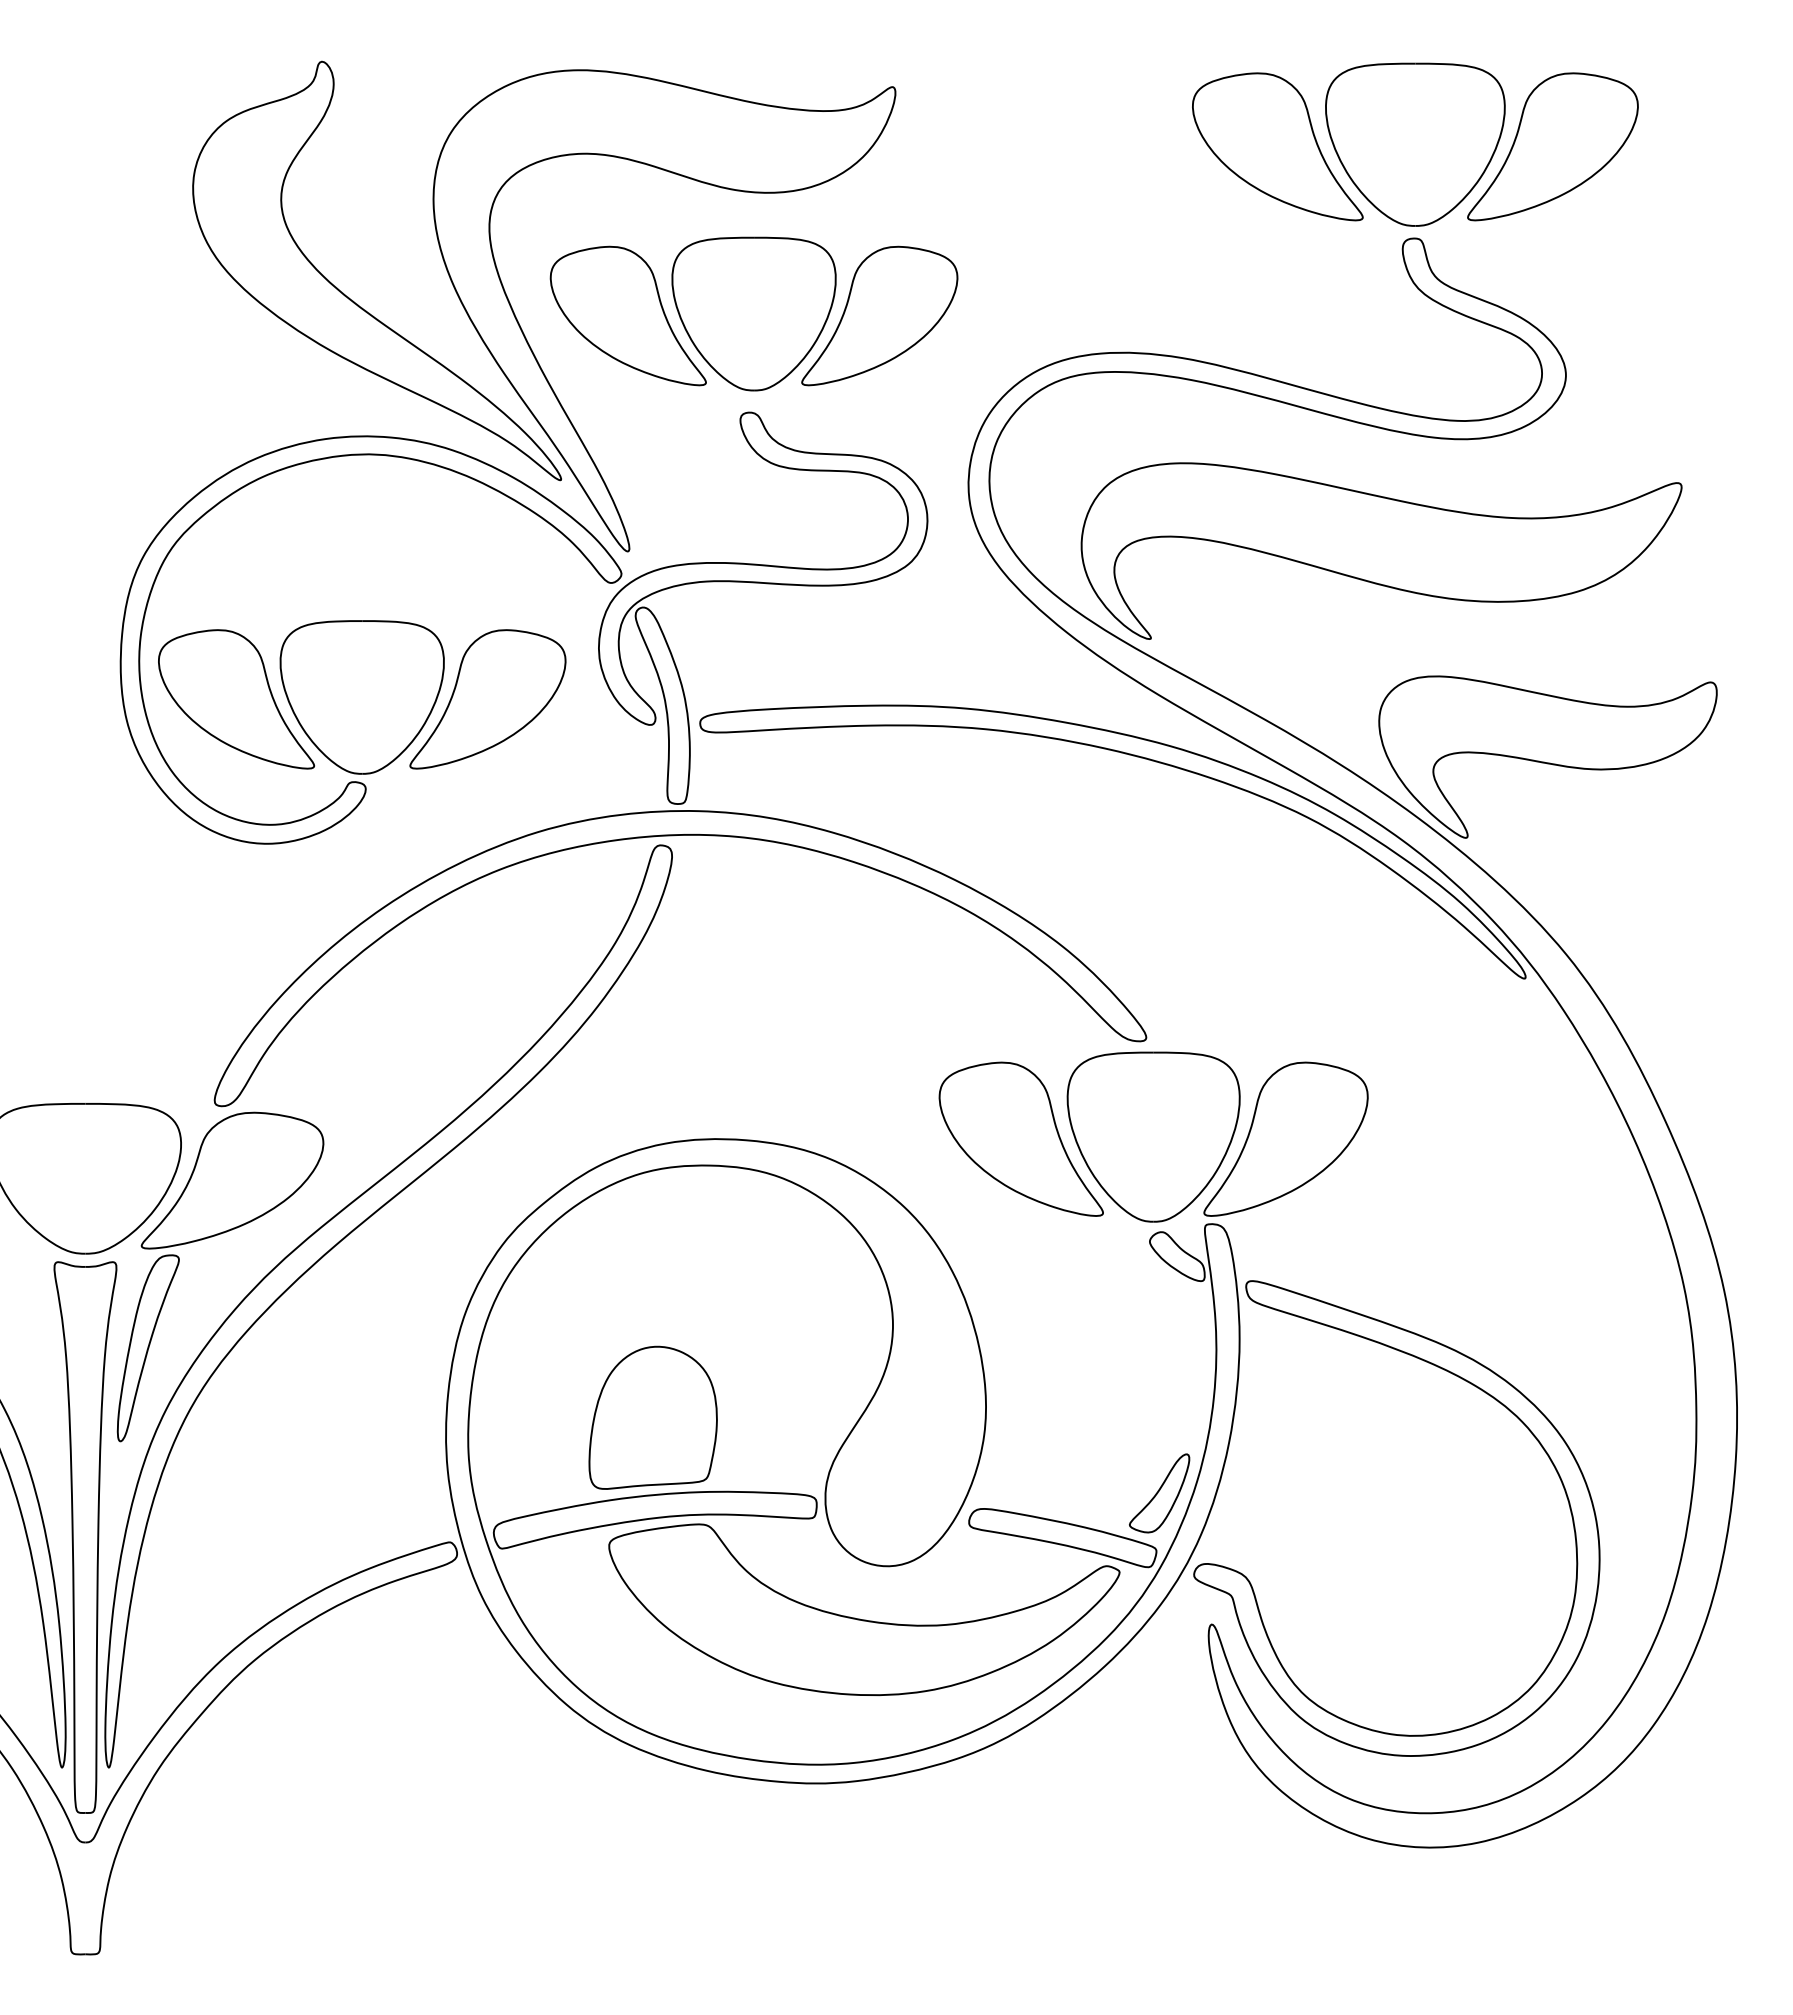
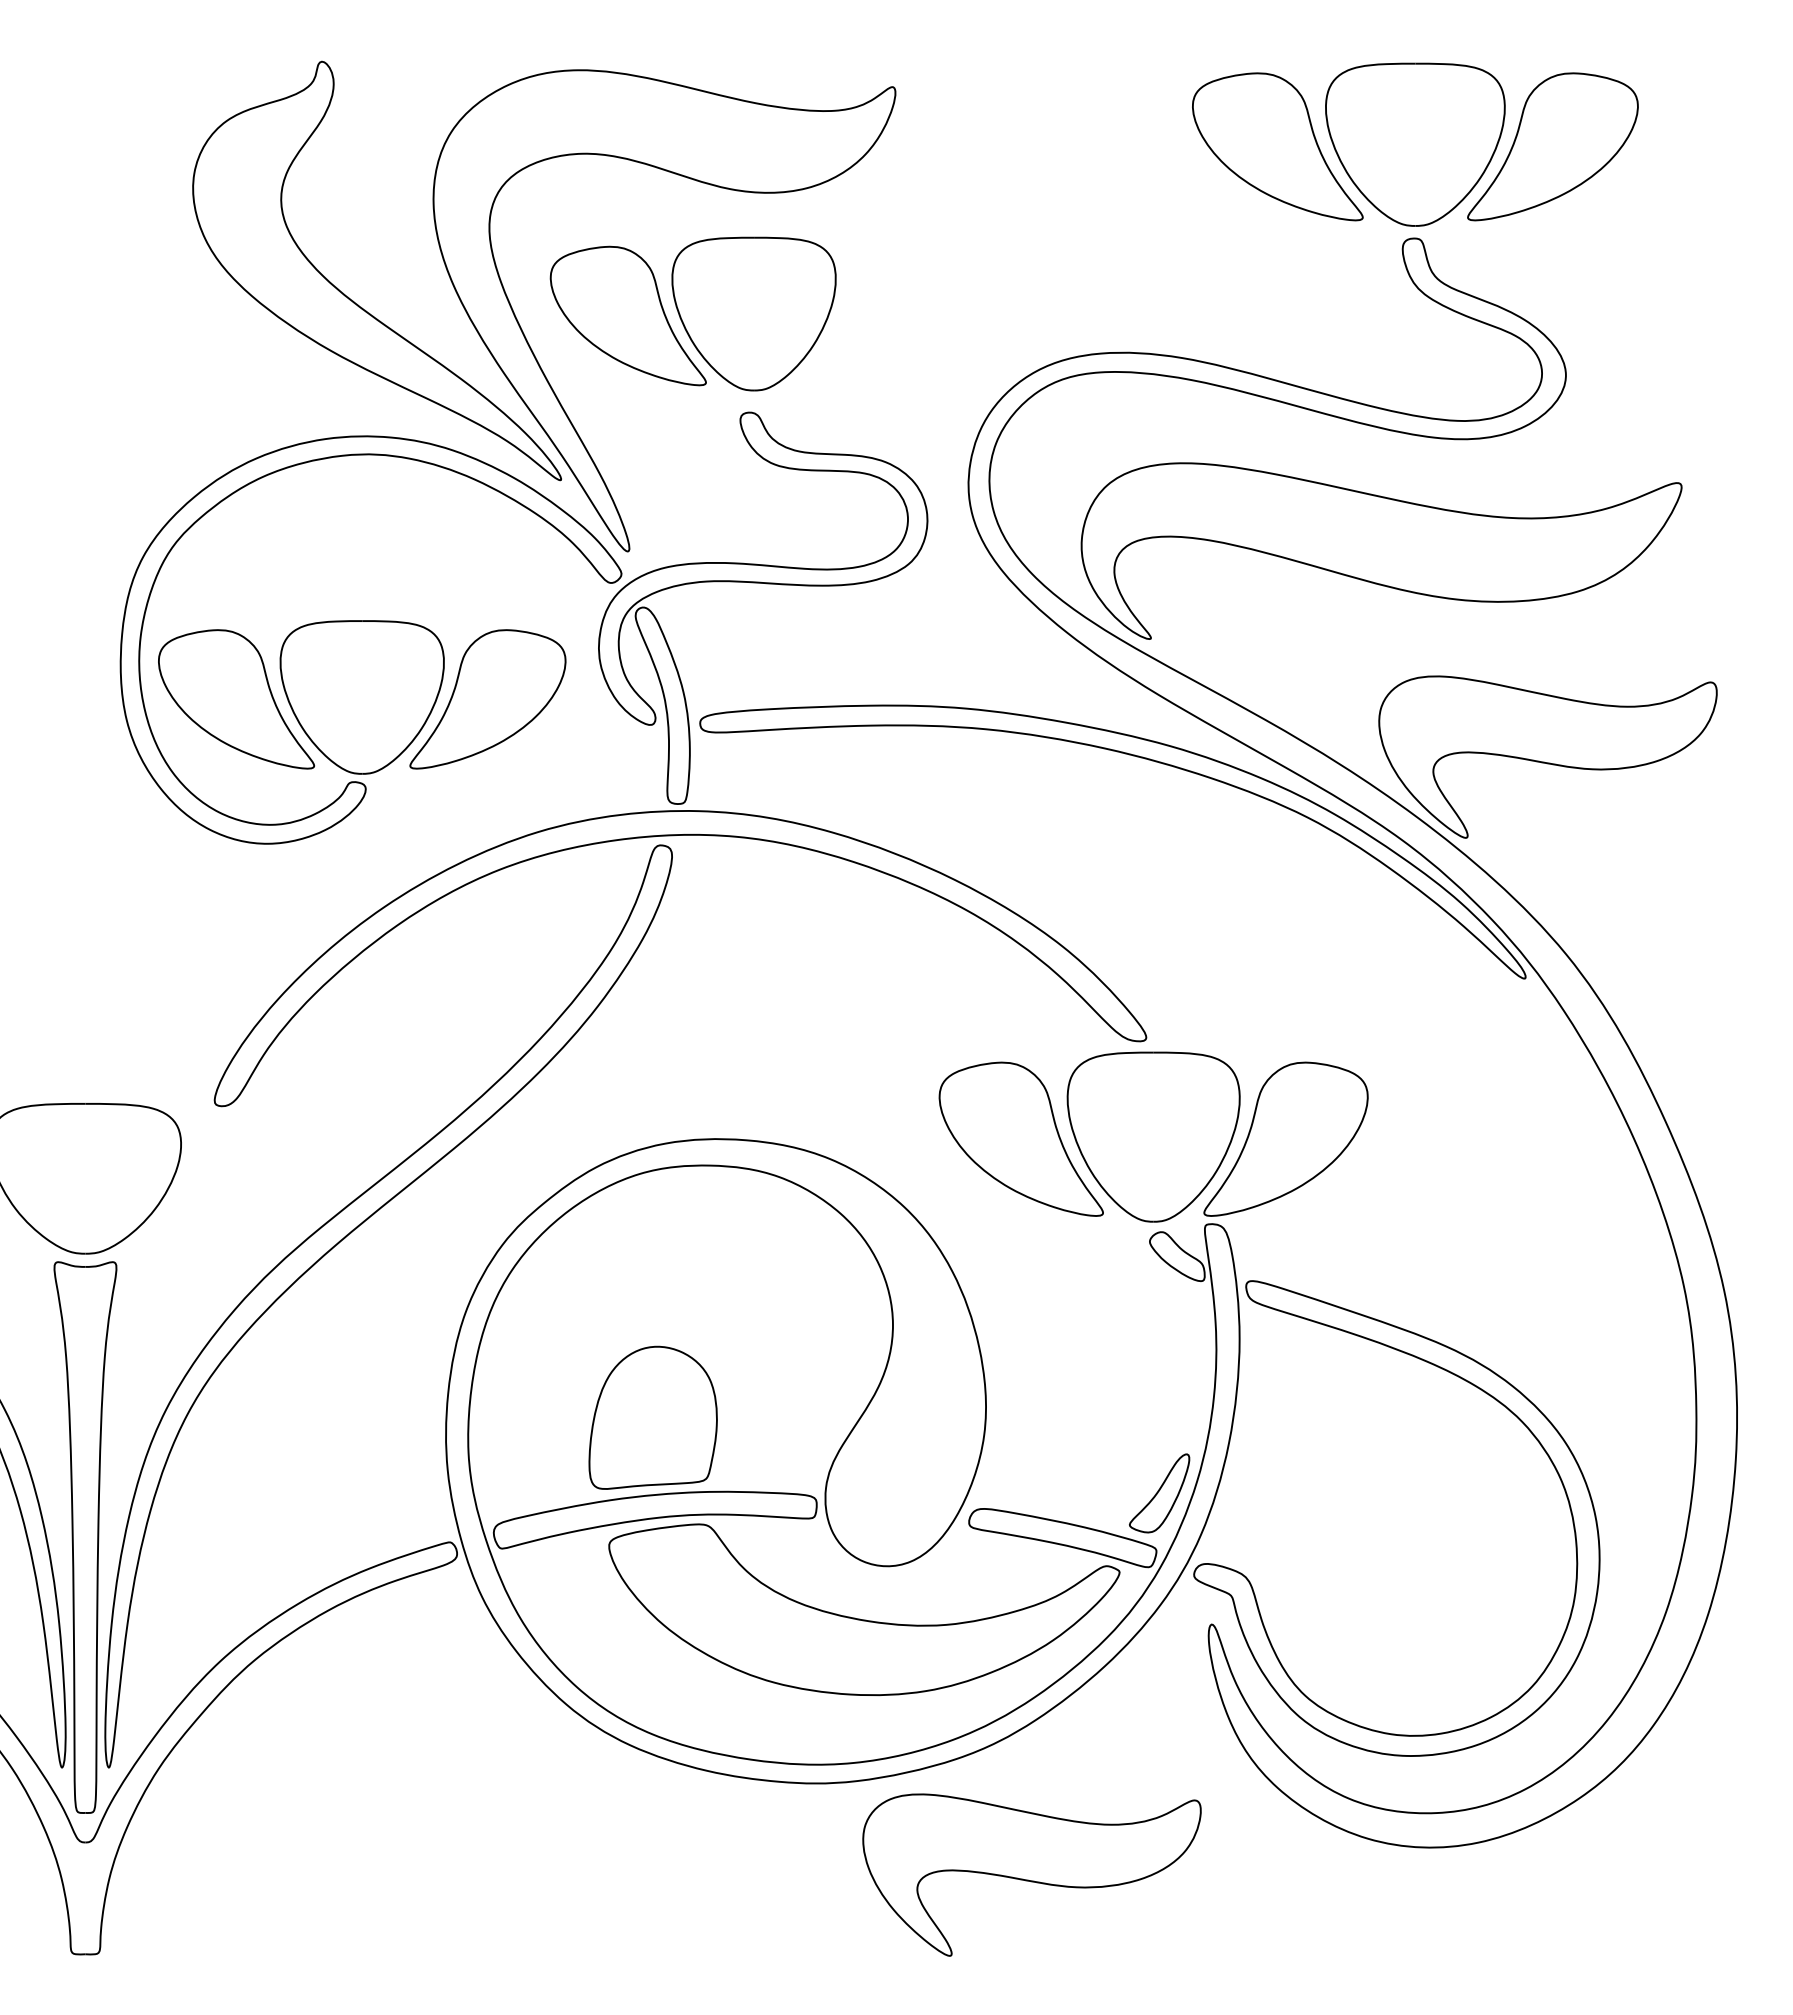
part: present -> none (879, 315)
part: present -> none (212, 1237)
part: none -> present (1031, 1874)
